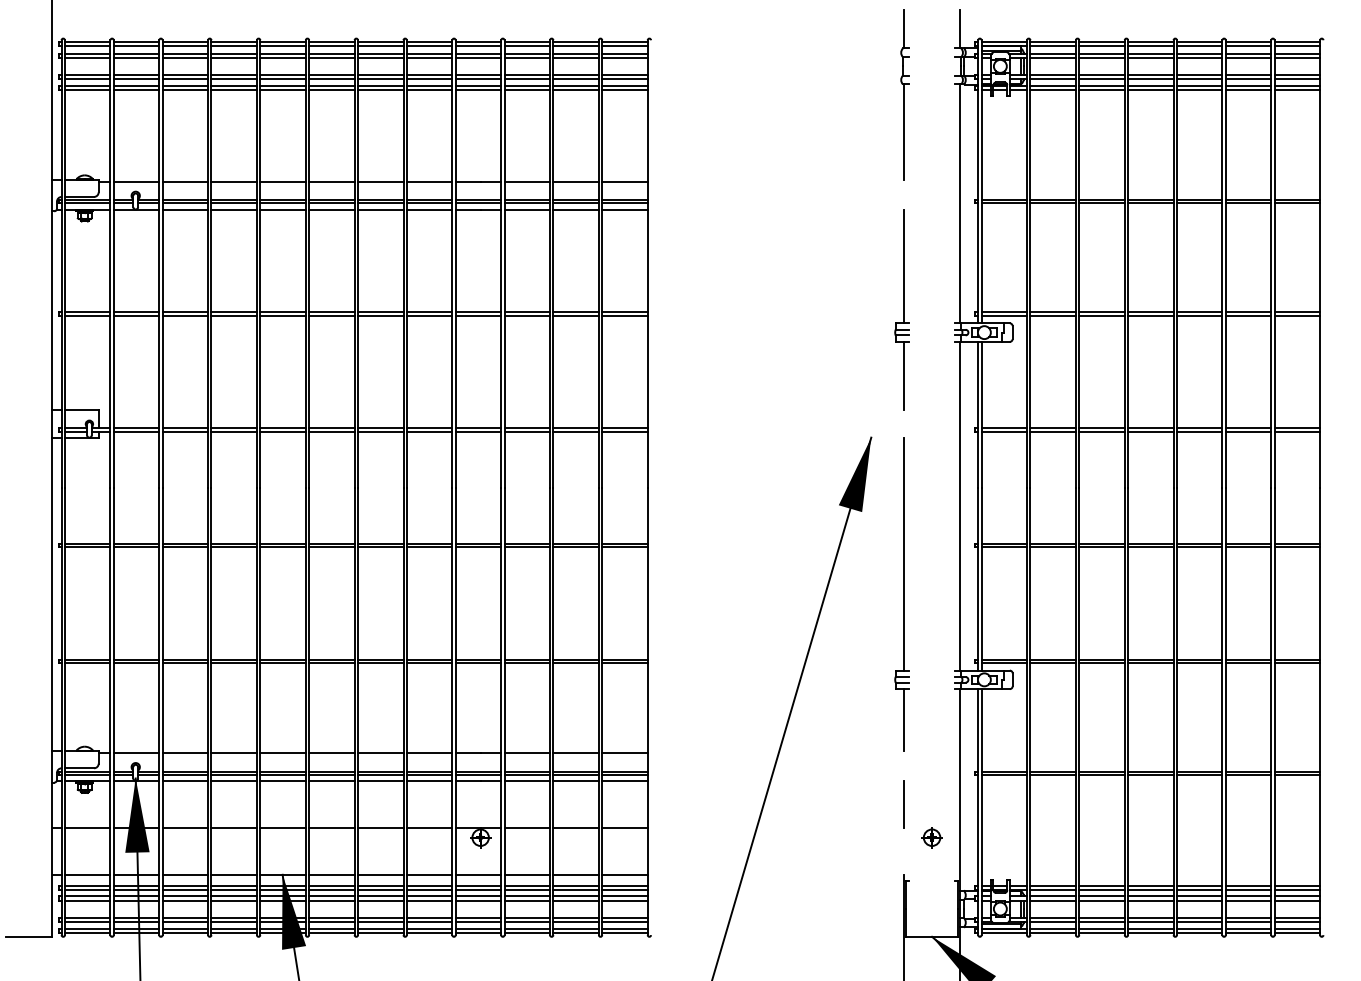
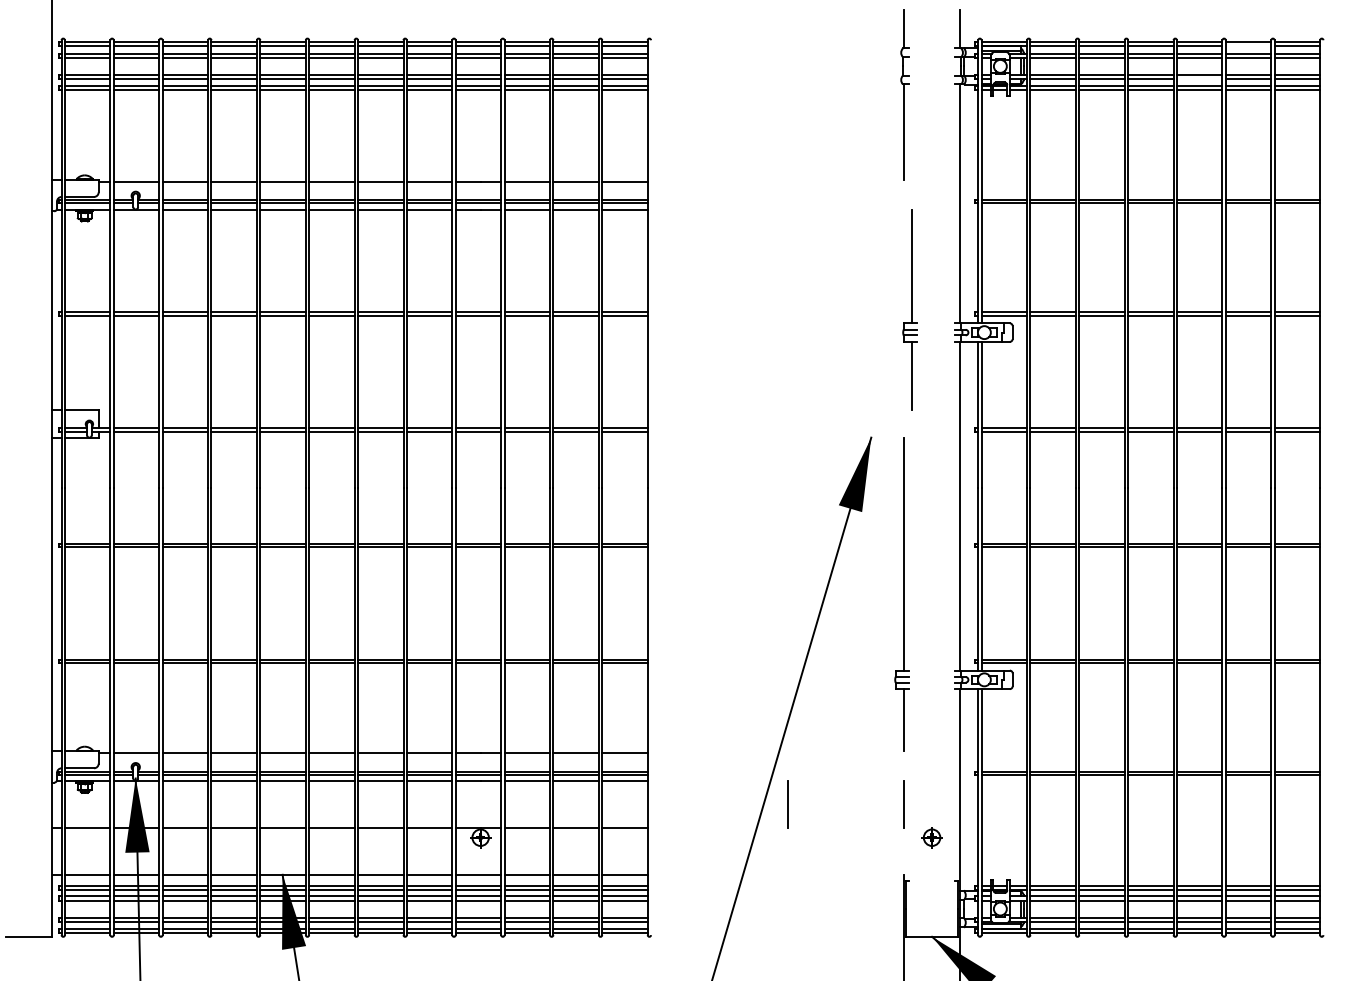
line: present -> none (1248, 46)
line: present -> none (1199, 79)
part position: (901, 309) -> (909, 309) (909, 309)
line: none -> present (787, 804)
